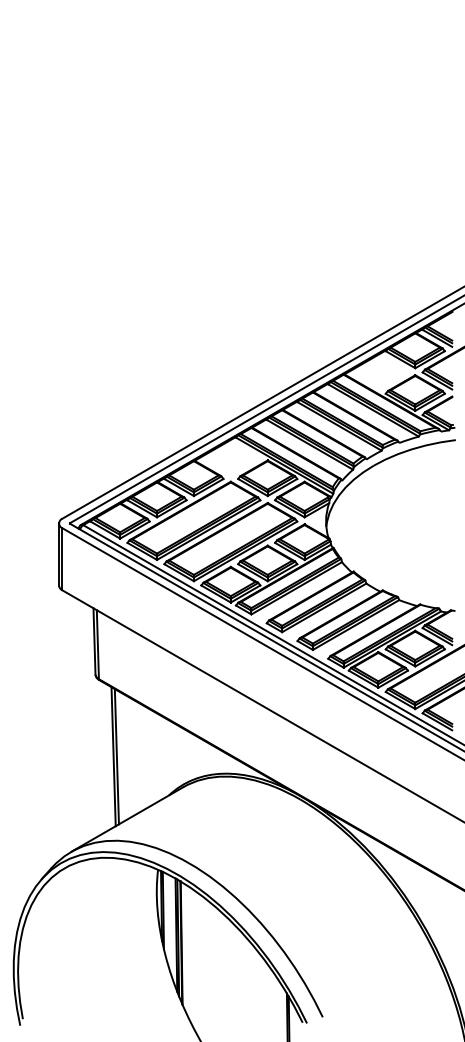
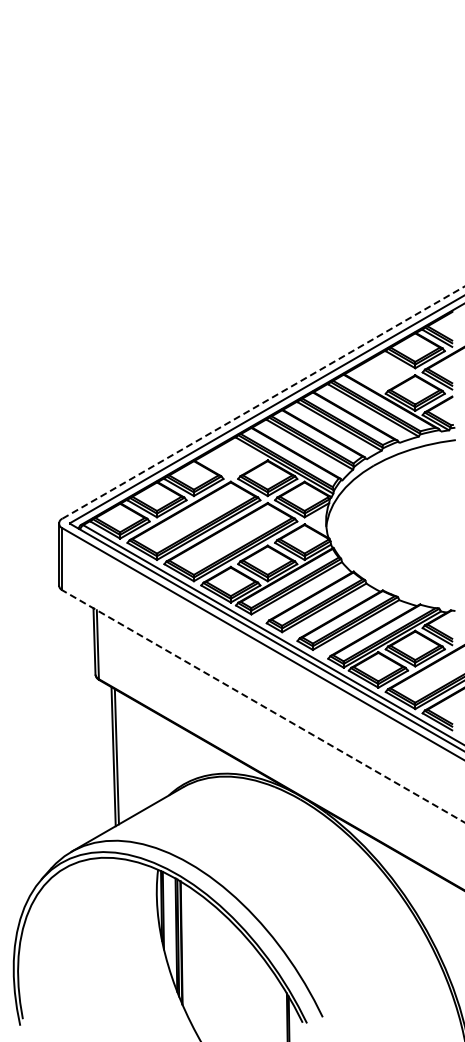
line: solid -> dashed (263, 402)
line: solid -> dashed (263, 706)
